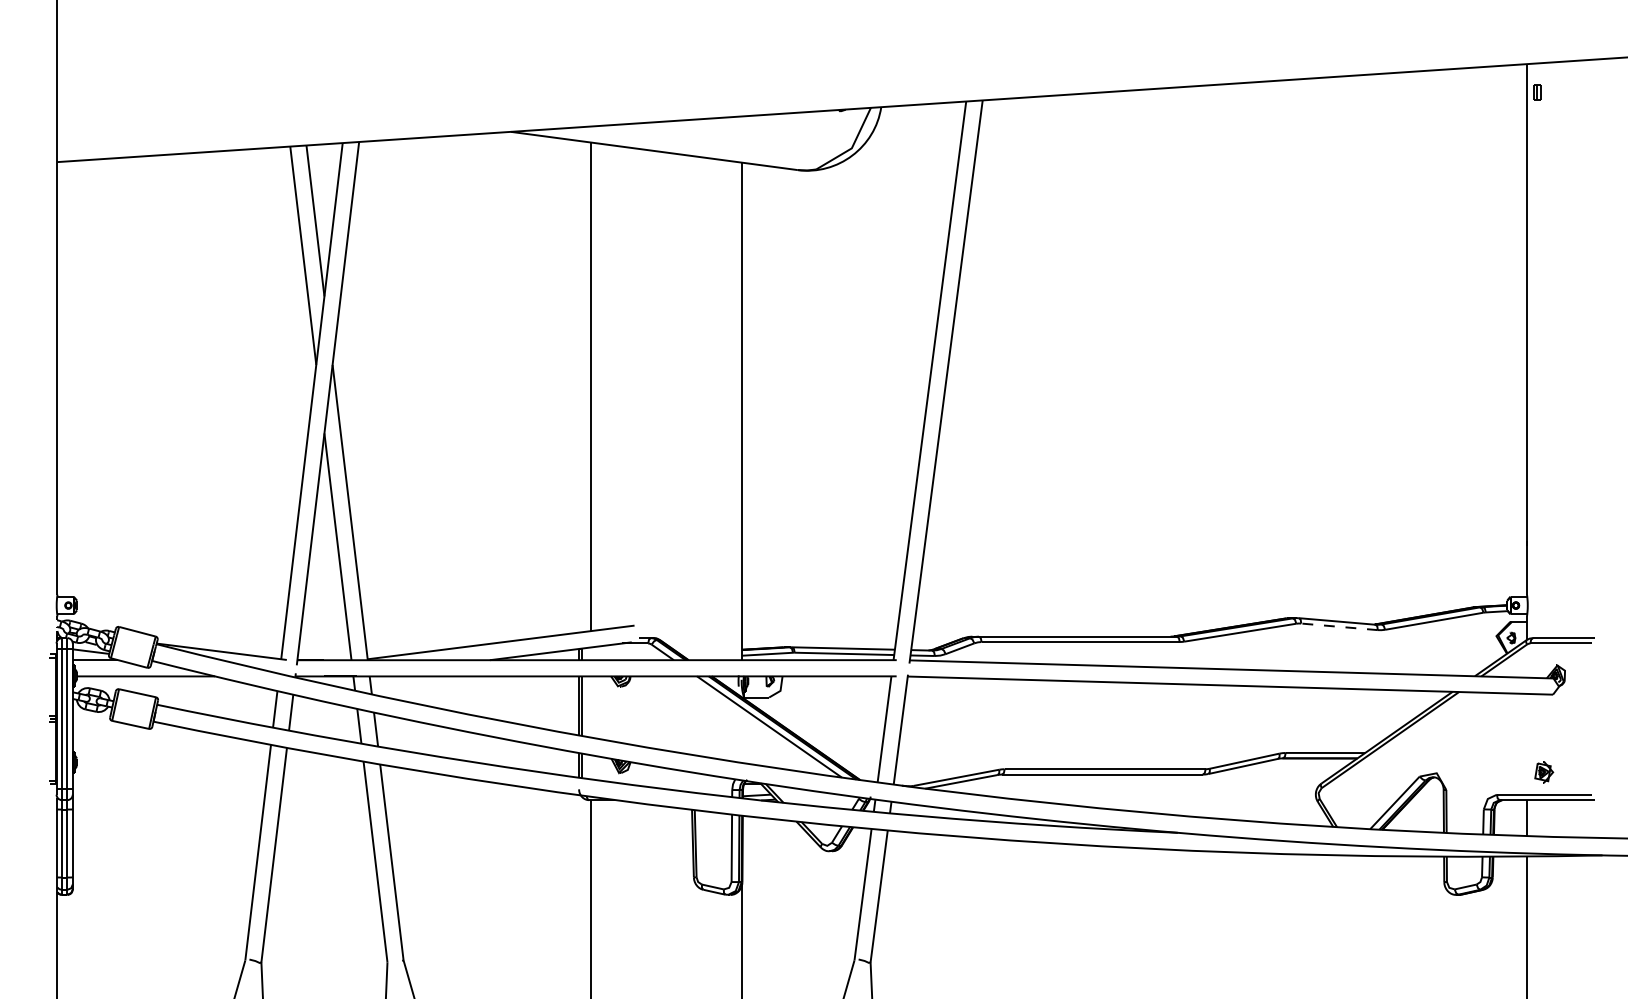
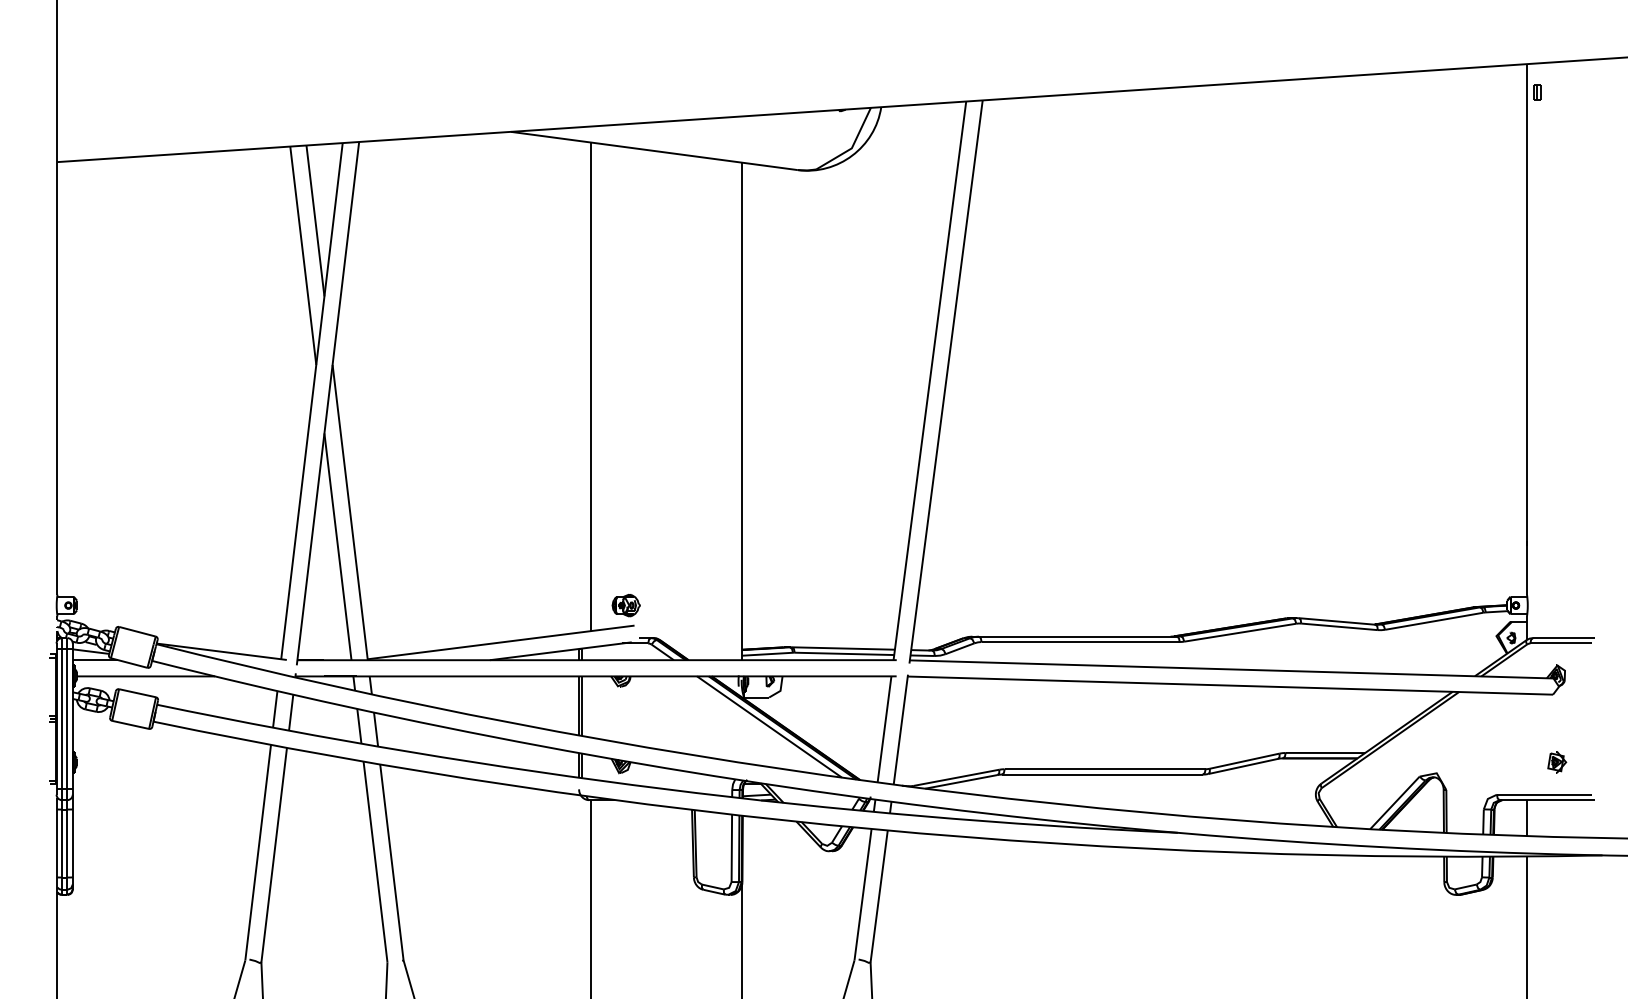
part: none -> present (625, 605)
line: dashed -> solid (1339, 626)
part position: (1544, 772) -> (1557, 762) (1557, 762)
